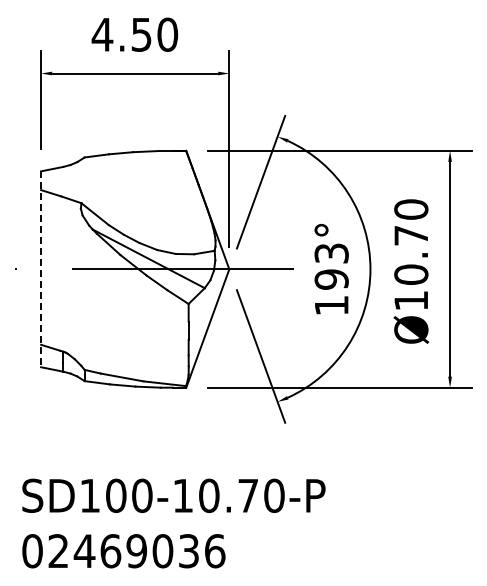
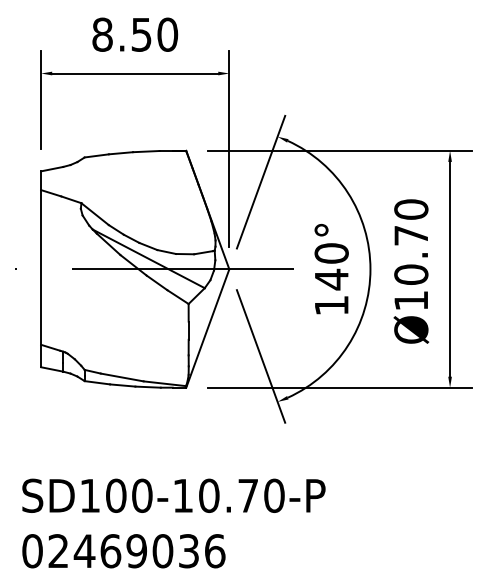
text: 4.50 -> 8.50 (102, 34)
text: 193° -> 140° (331, 266)
line: dashed -> solid (41, 269)
